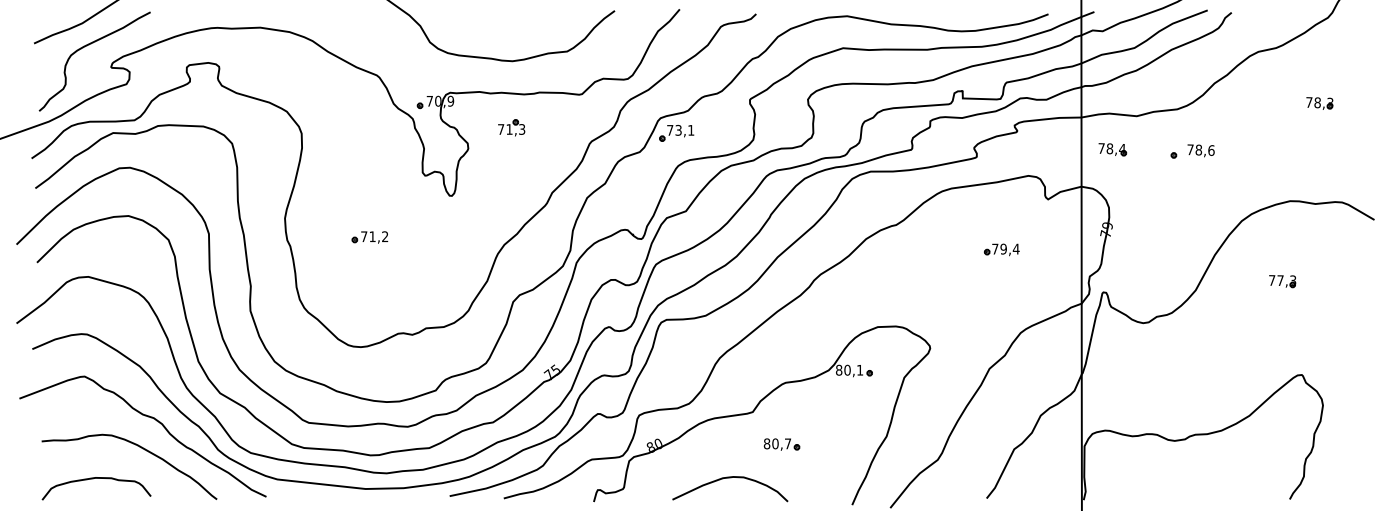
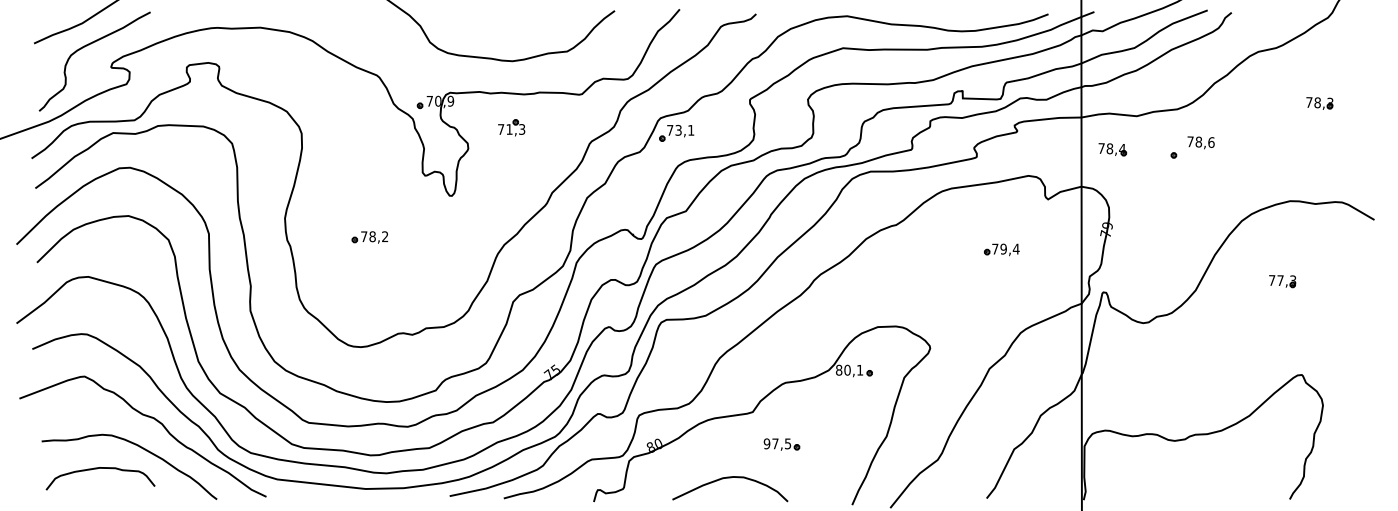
text position: (1200, 150) -> (1200, 142) (1200, 142)
text: 71,2 -> 78,2 (372, 236)
text: 80,7 -> 97,5 (777, 443)
curve position: (93, 479) -> (97, 469) (97, 469)
